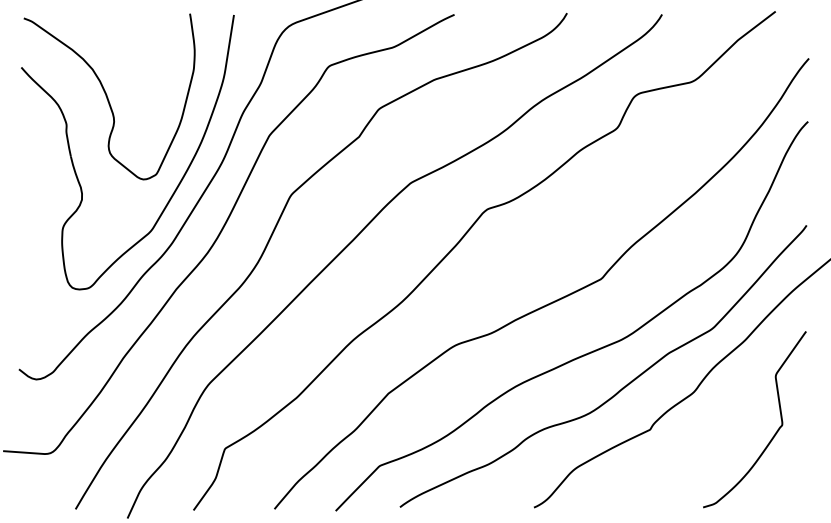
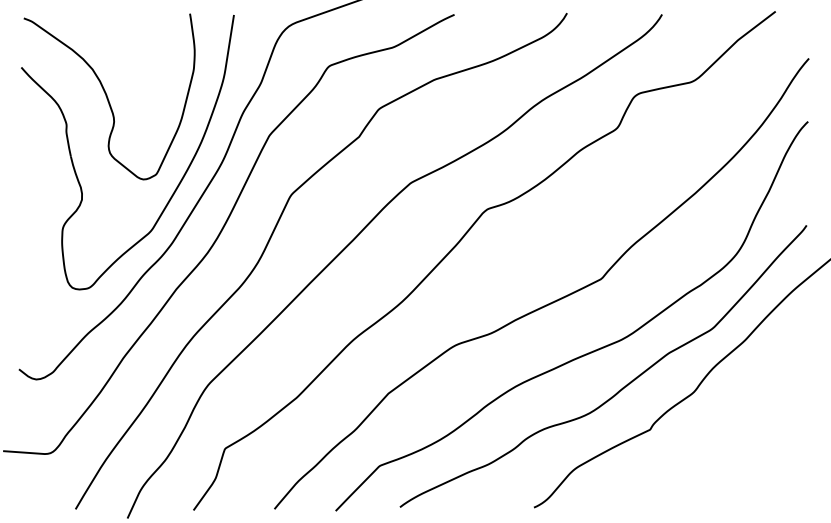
curve: present -> none (775, 432)
